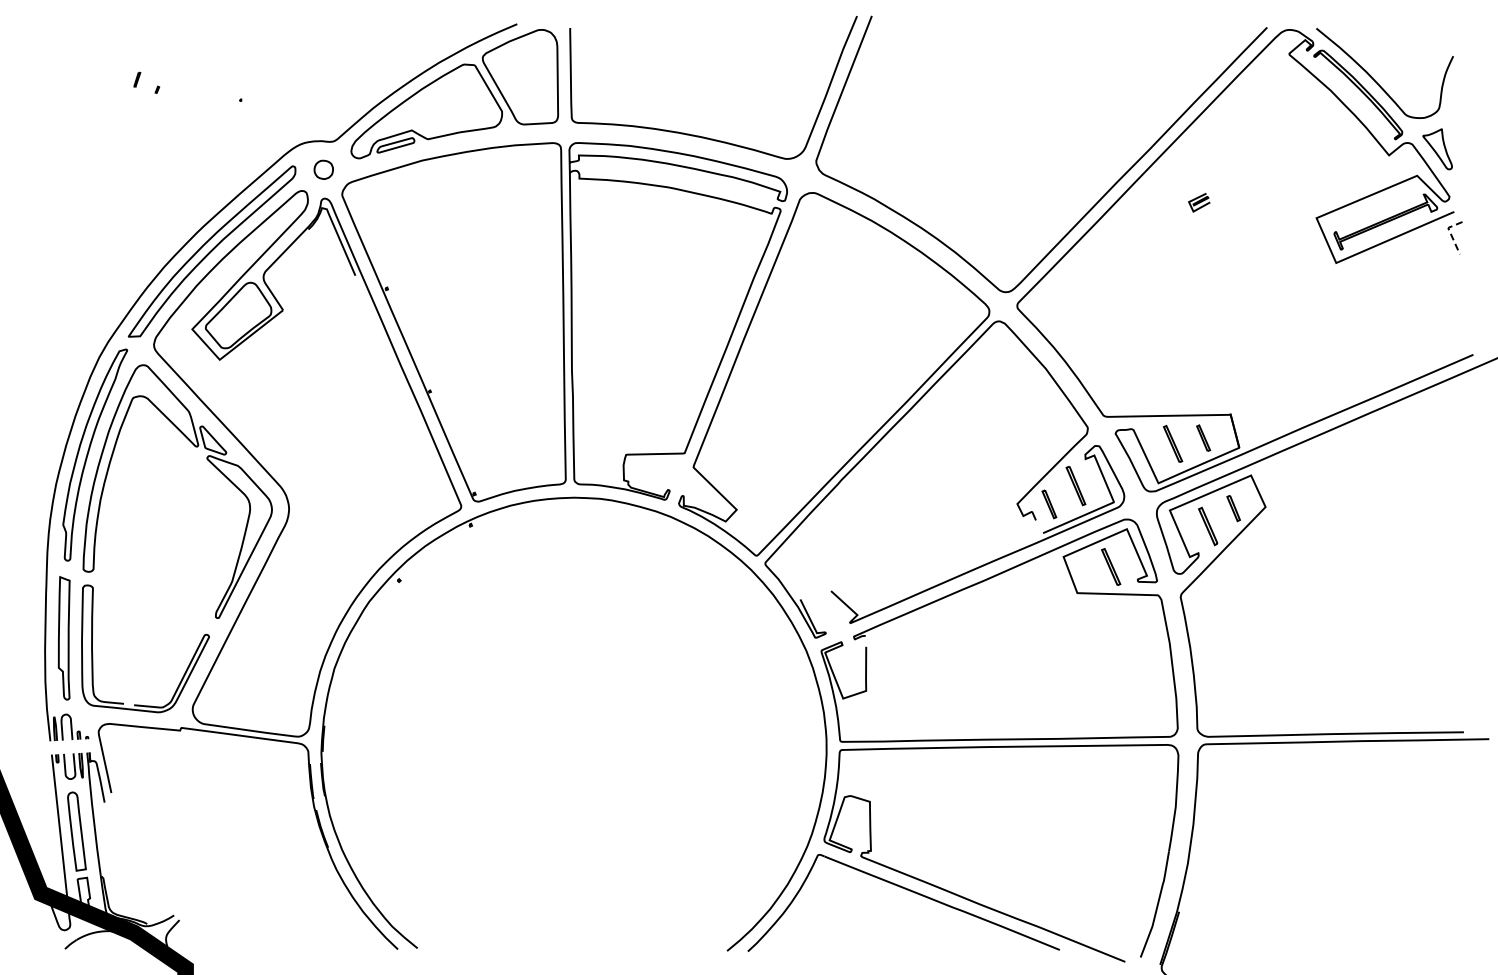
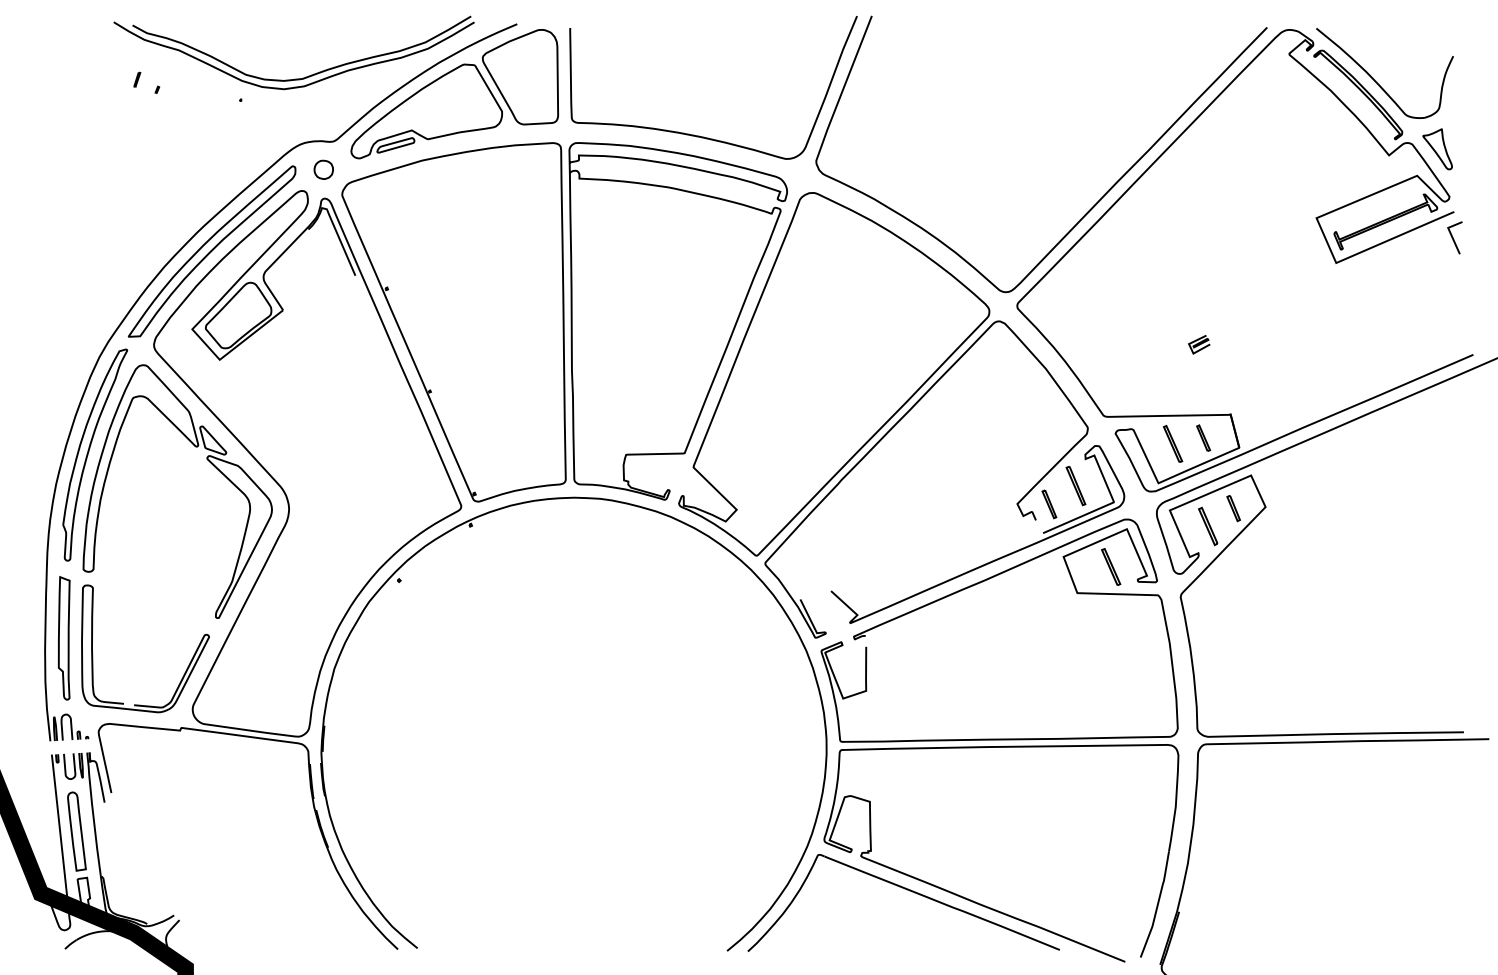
part: none -> present (294, 78)
part position: (1199, 202) -> (1199, 344) (1199, 344)
line: dashed -> solid (1450, 233)
